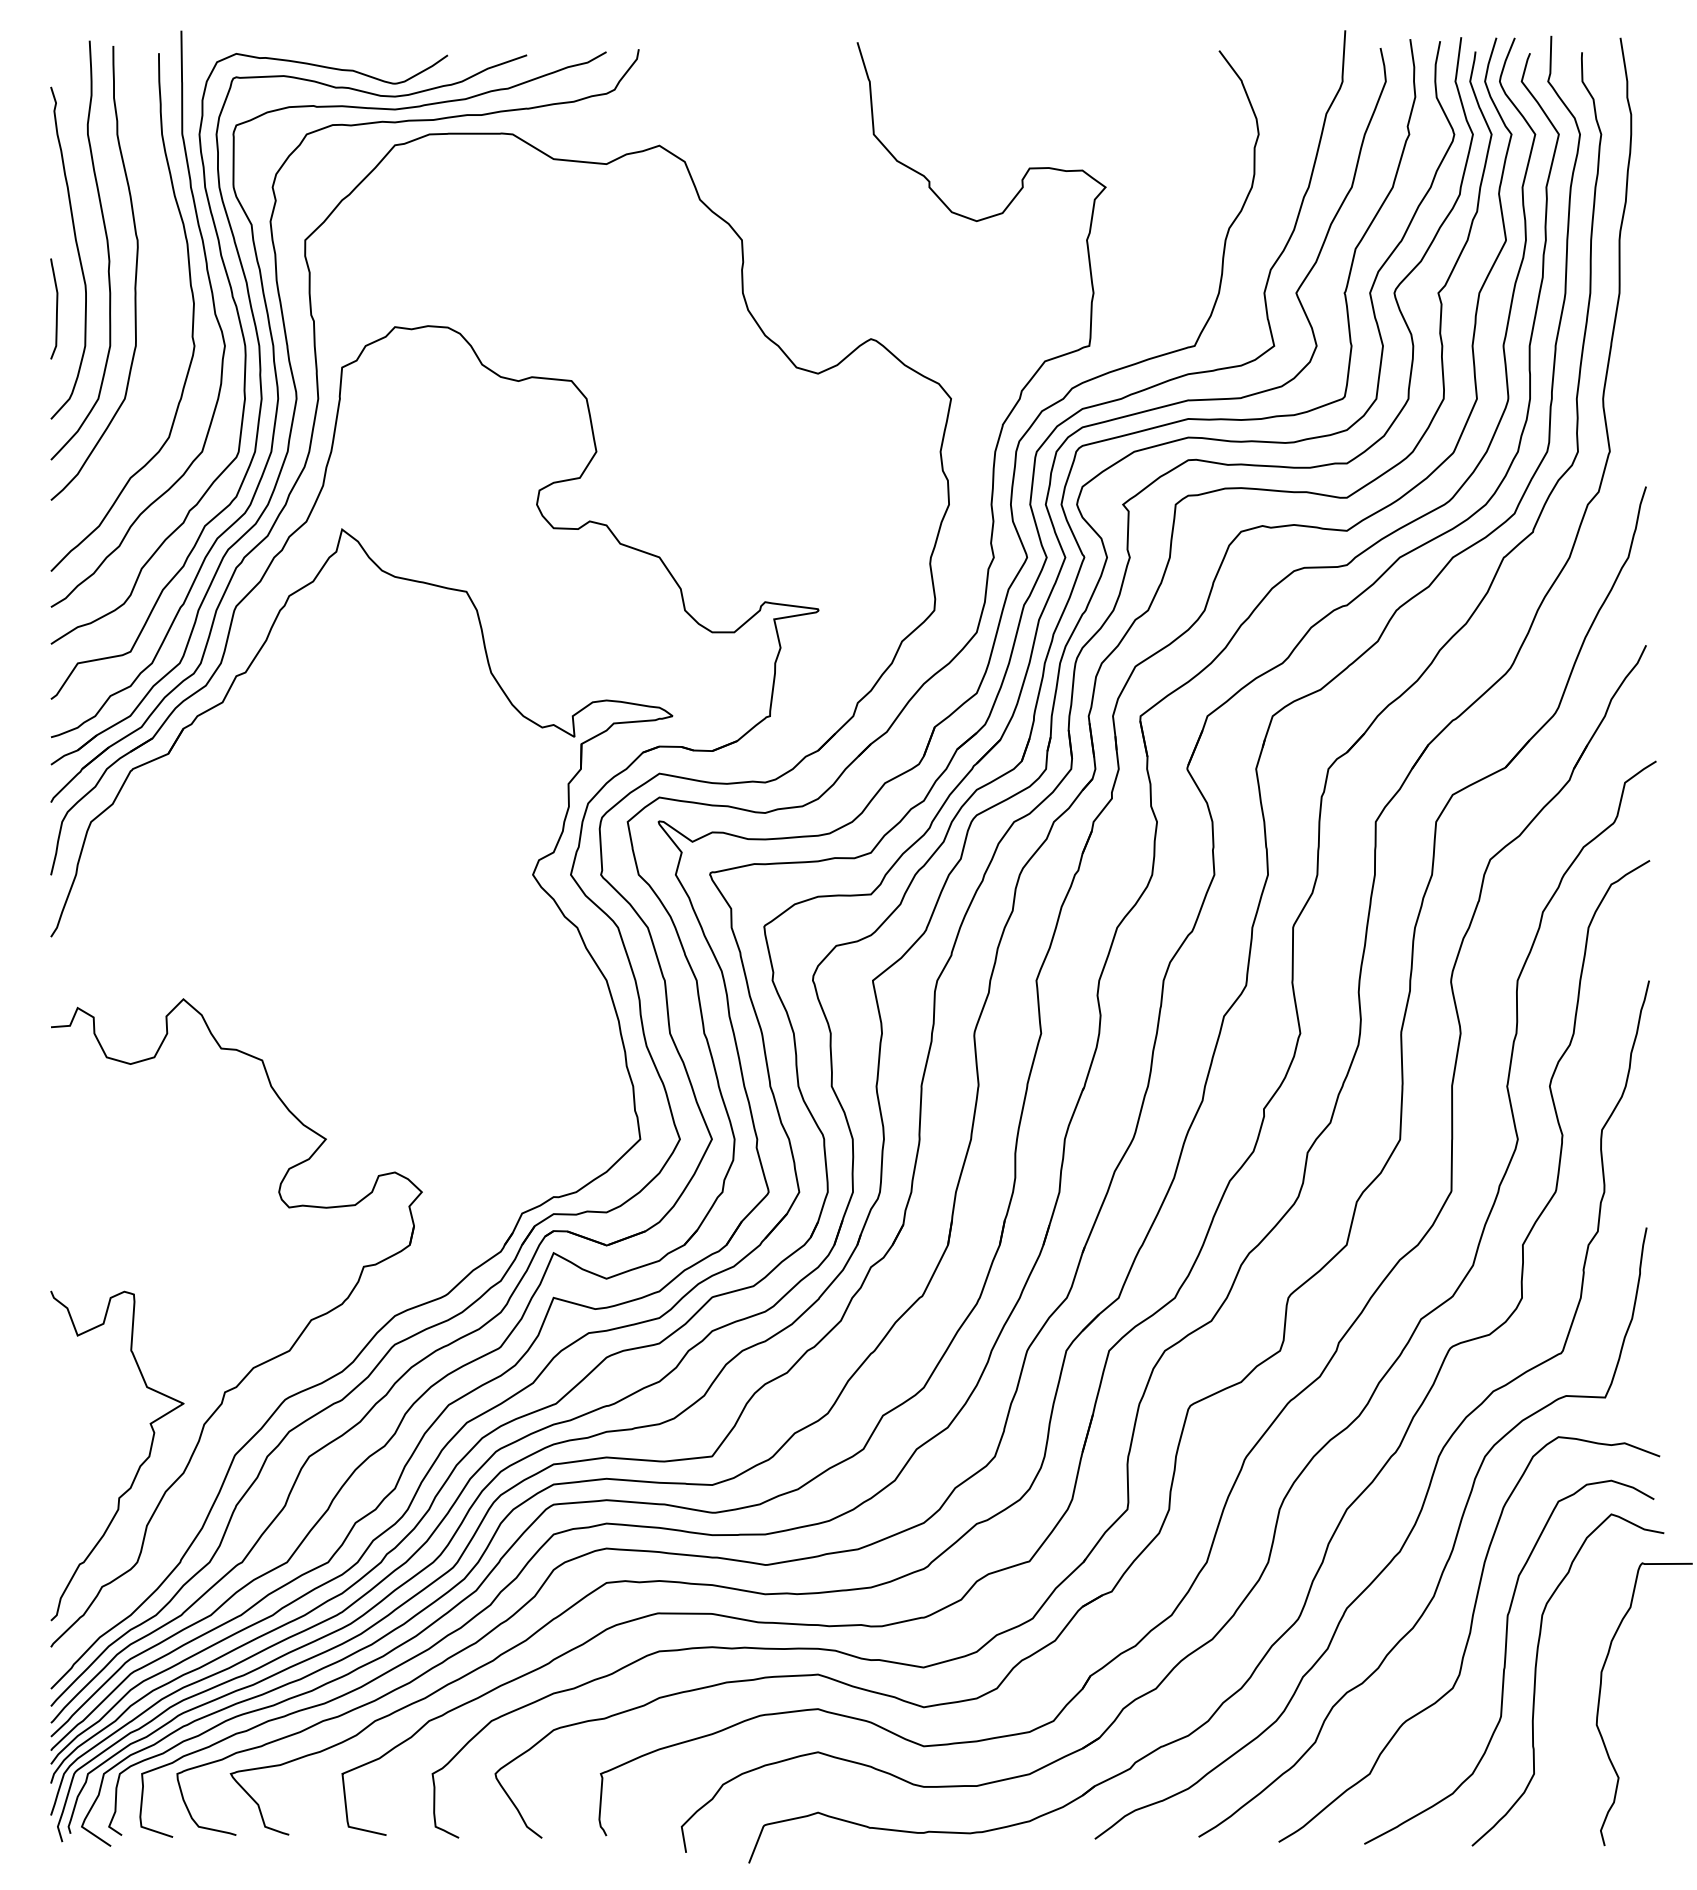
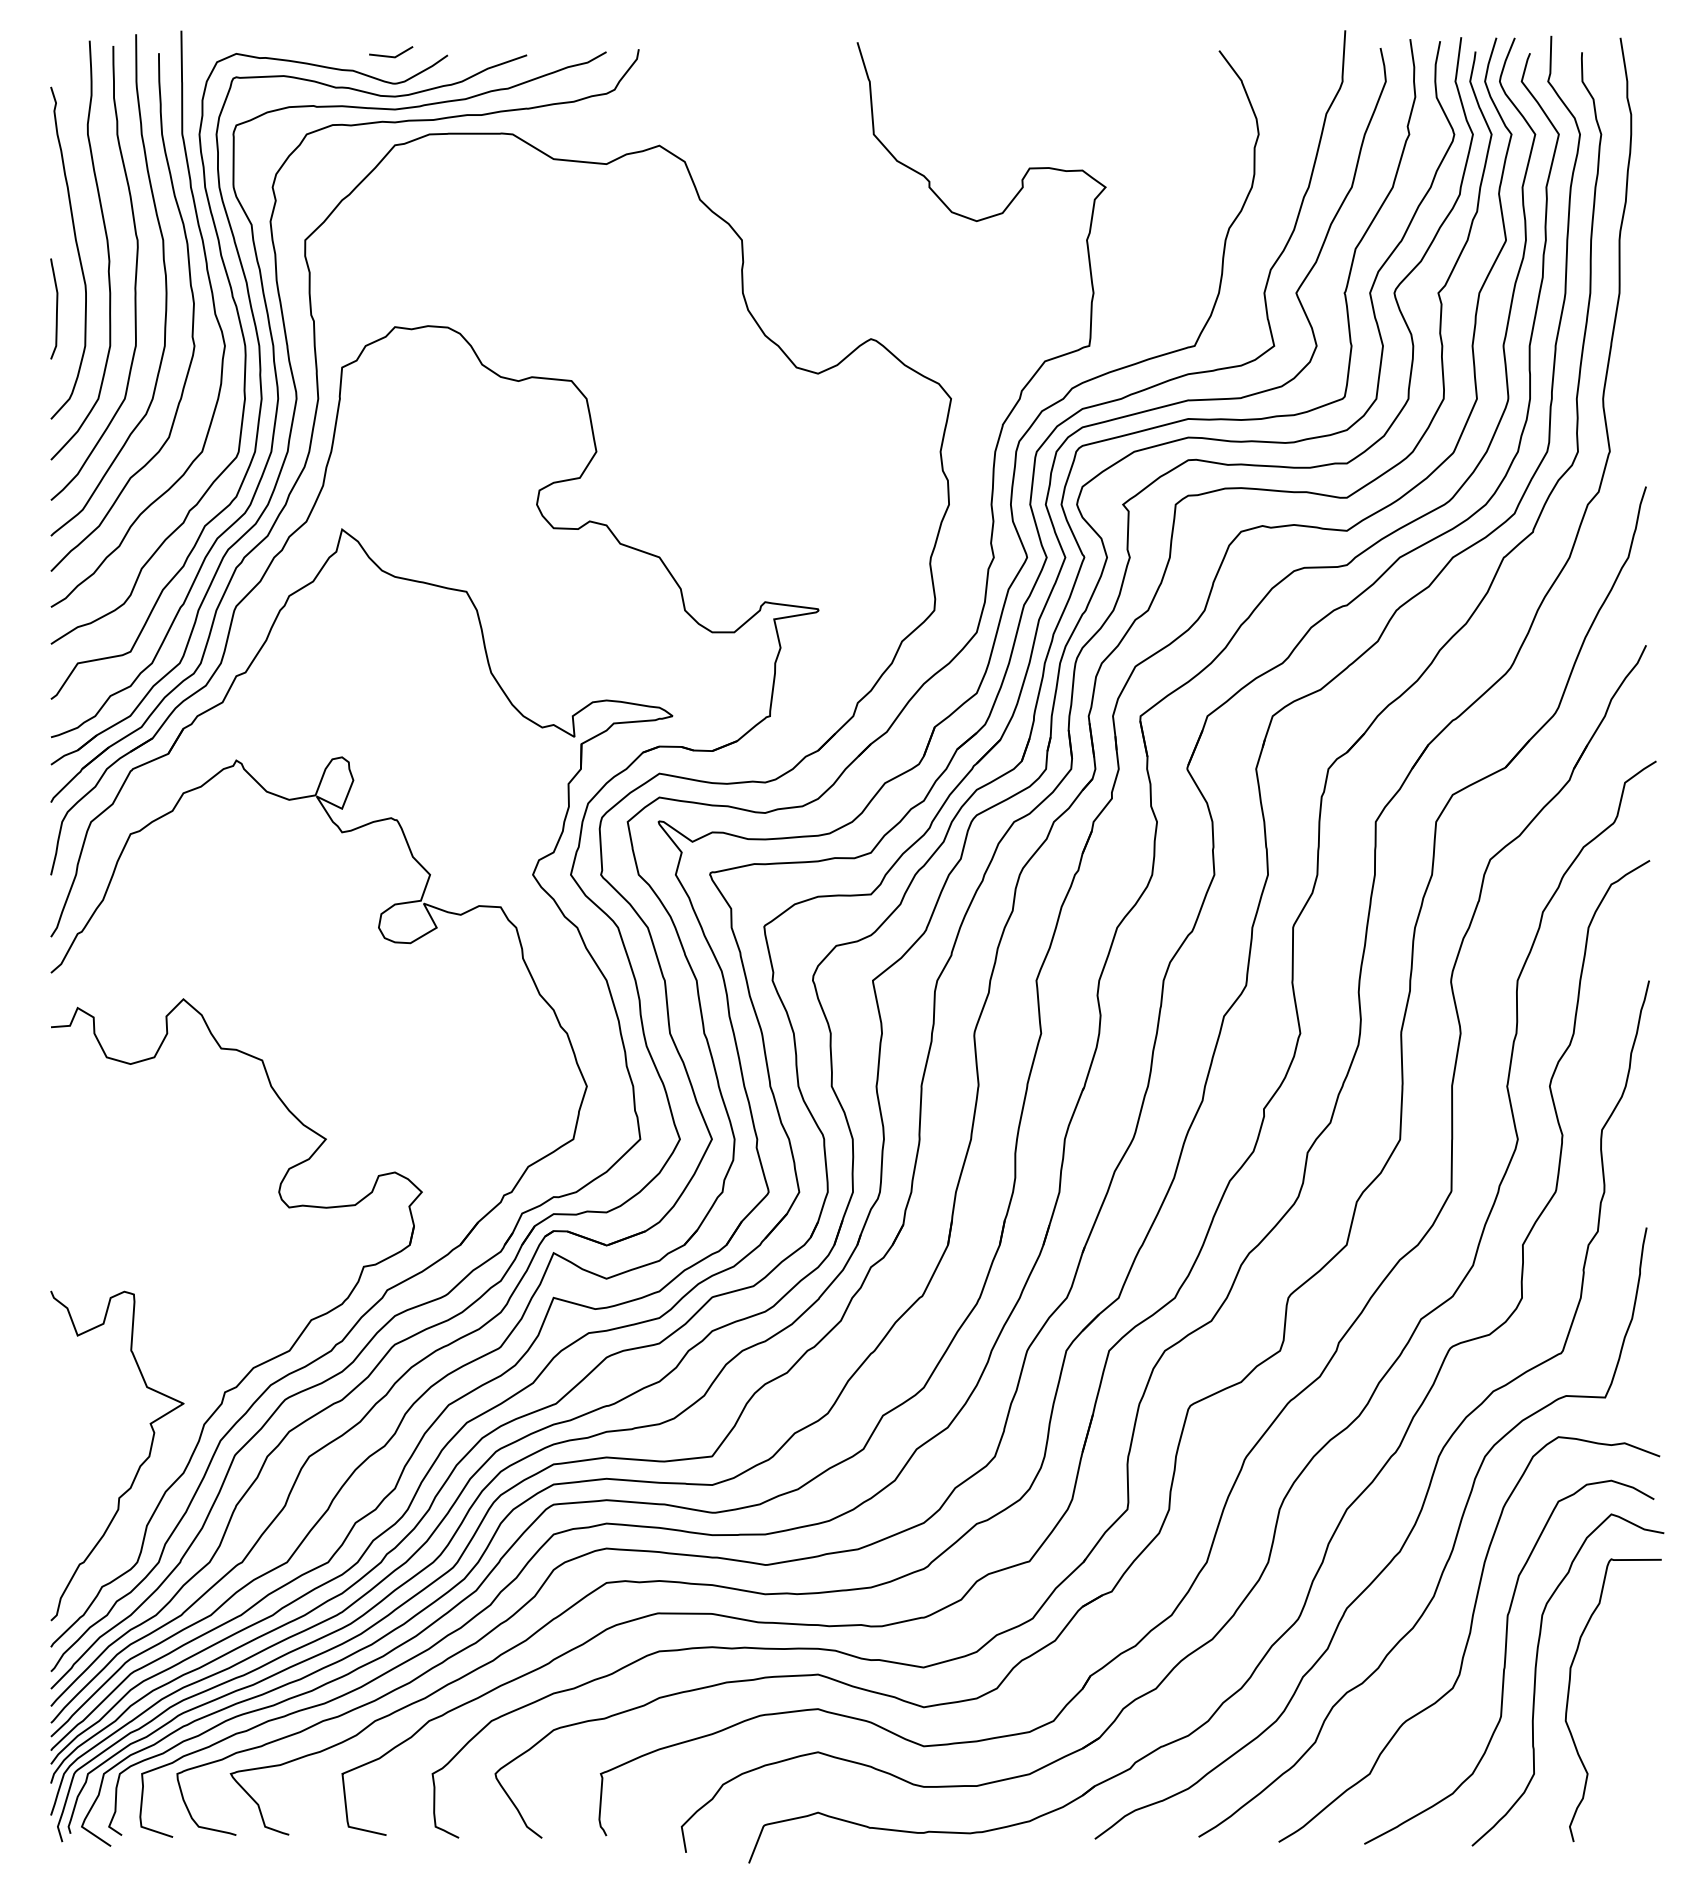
line: none -> present (389, 55)
curve: none -> present (165, 285)
part: none -> present (386, 1289)
curve position: (1600, 1698) -> (1569, 1694) (1569, 1694)
